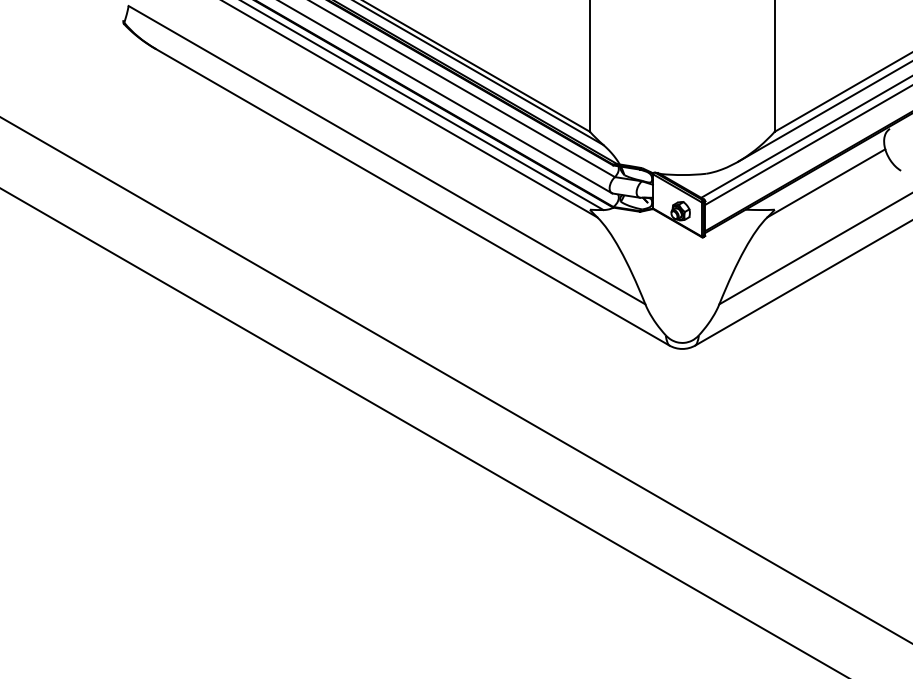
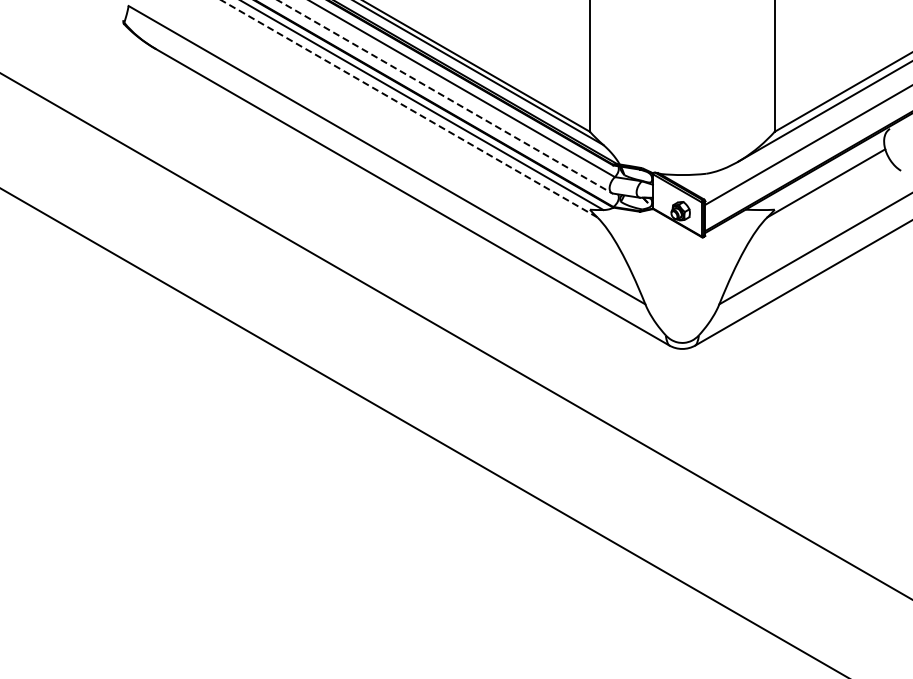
line: solid -> dashed (444, 96)
line: solid -> dashed (408, 108)
line: present -> none (805, 137)
line position: (455, 380) -> (455, 336) (455, 336)
